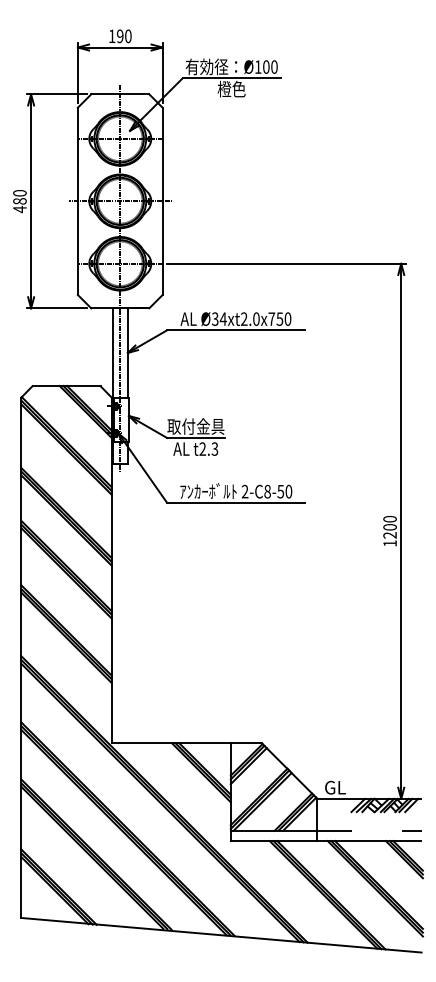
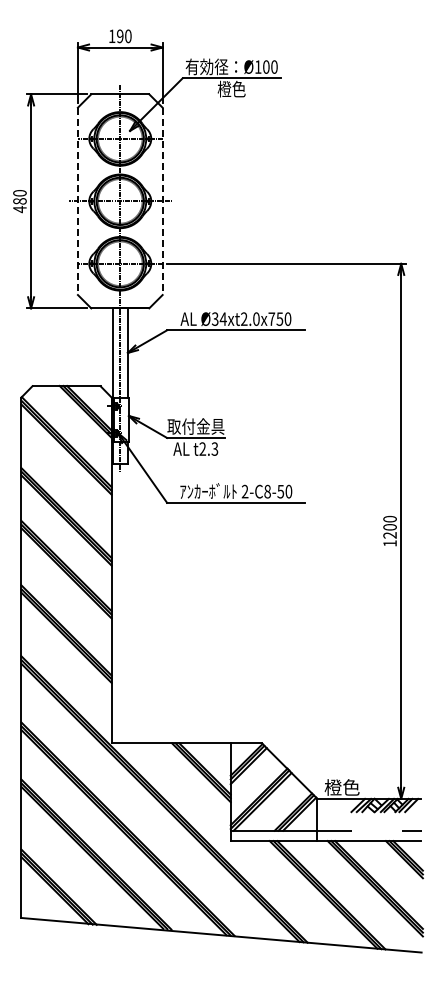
line: solid -> dashed (77, 201)
line: solid -> dashed (162, 201)
text: GL -> 橙色 (341, 787)
